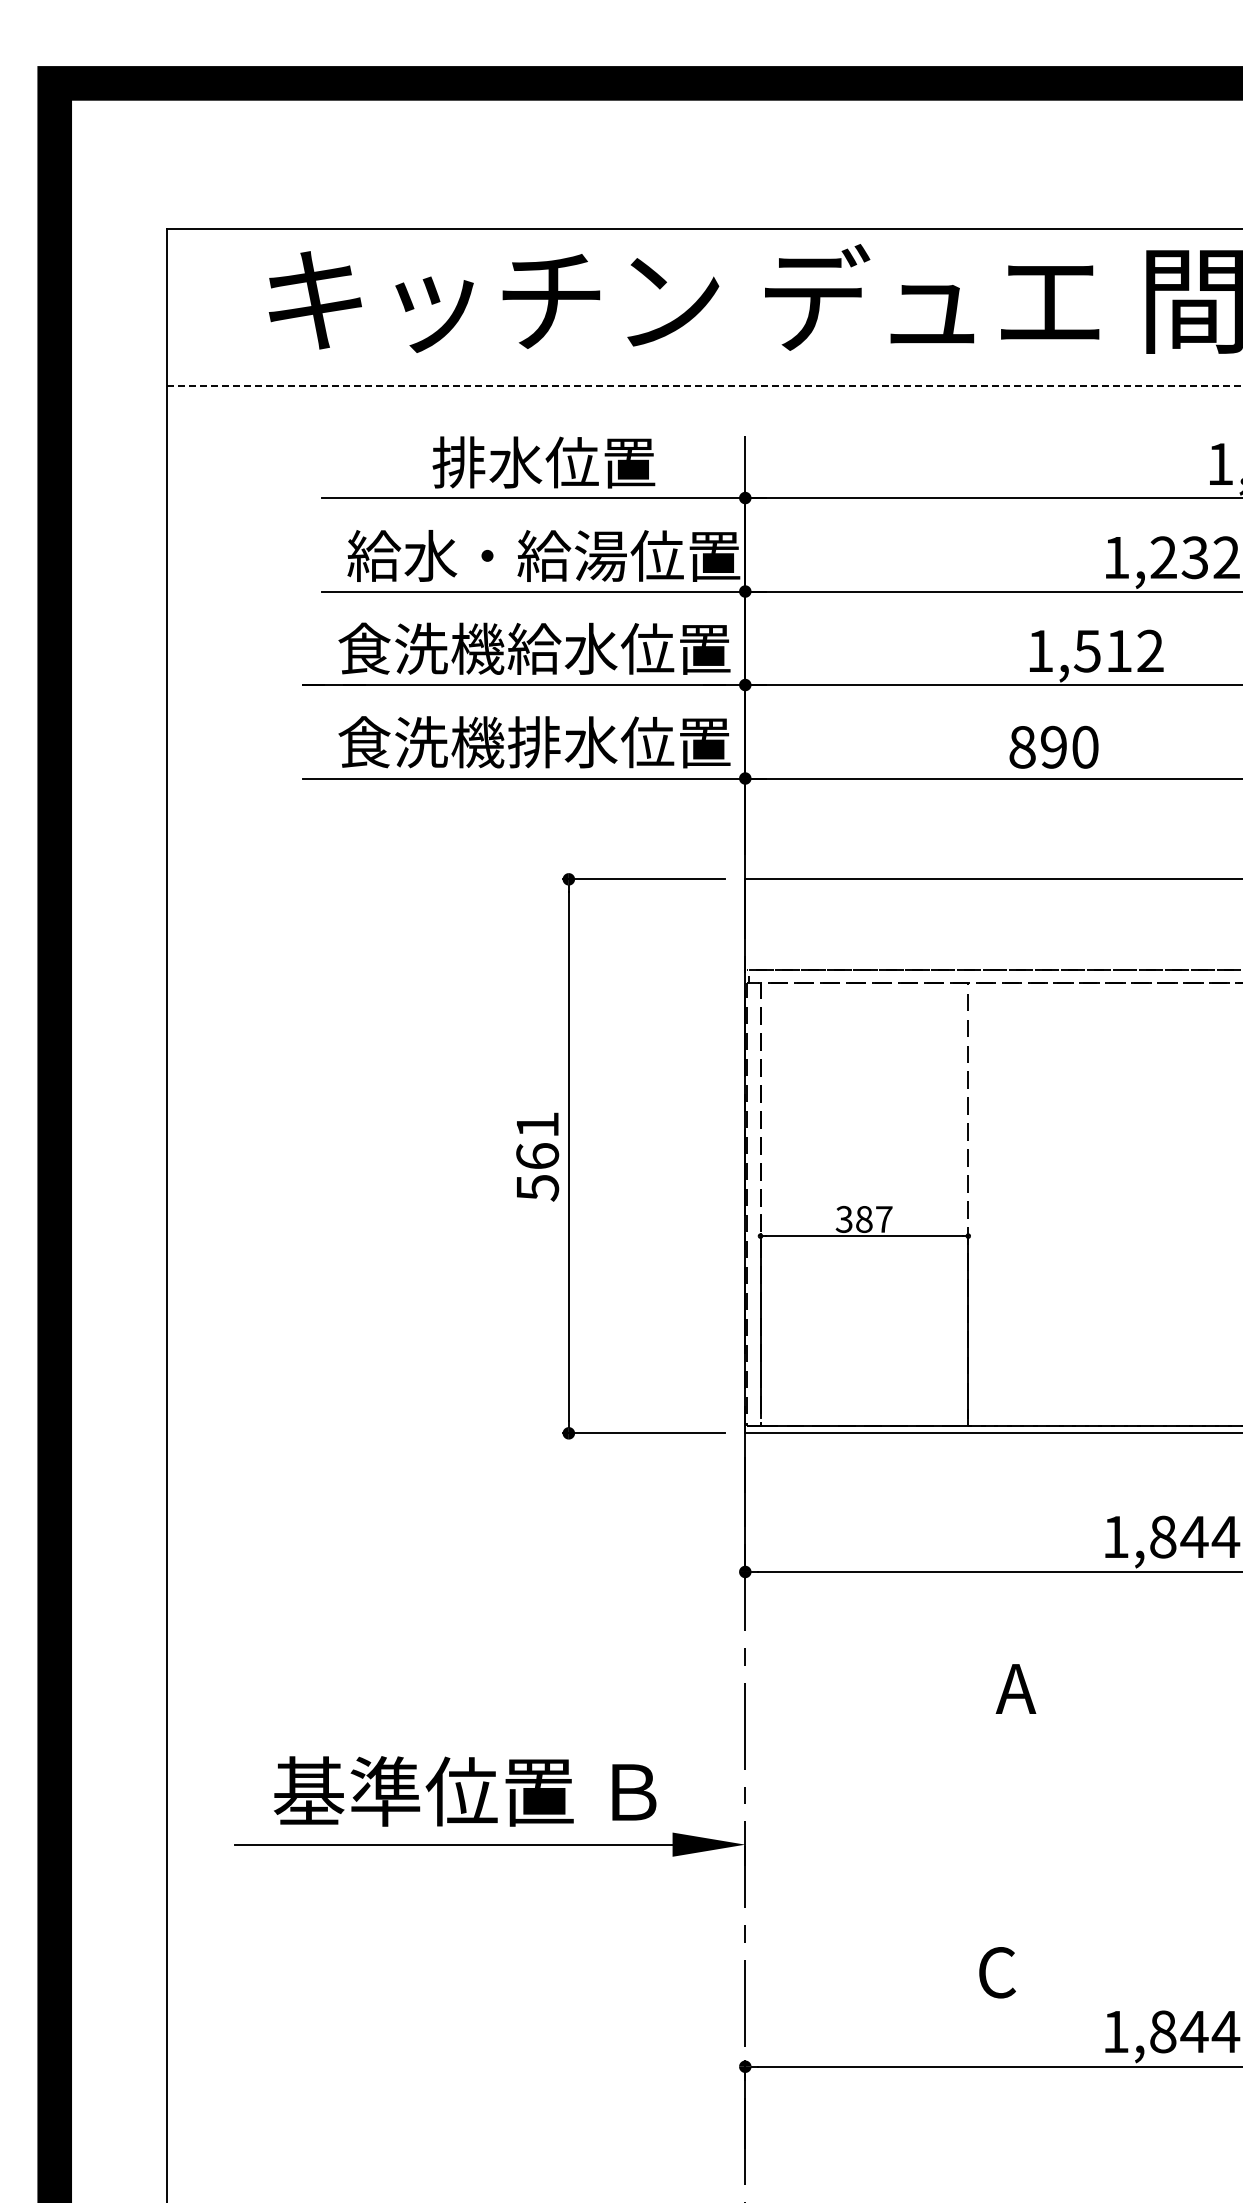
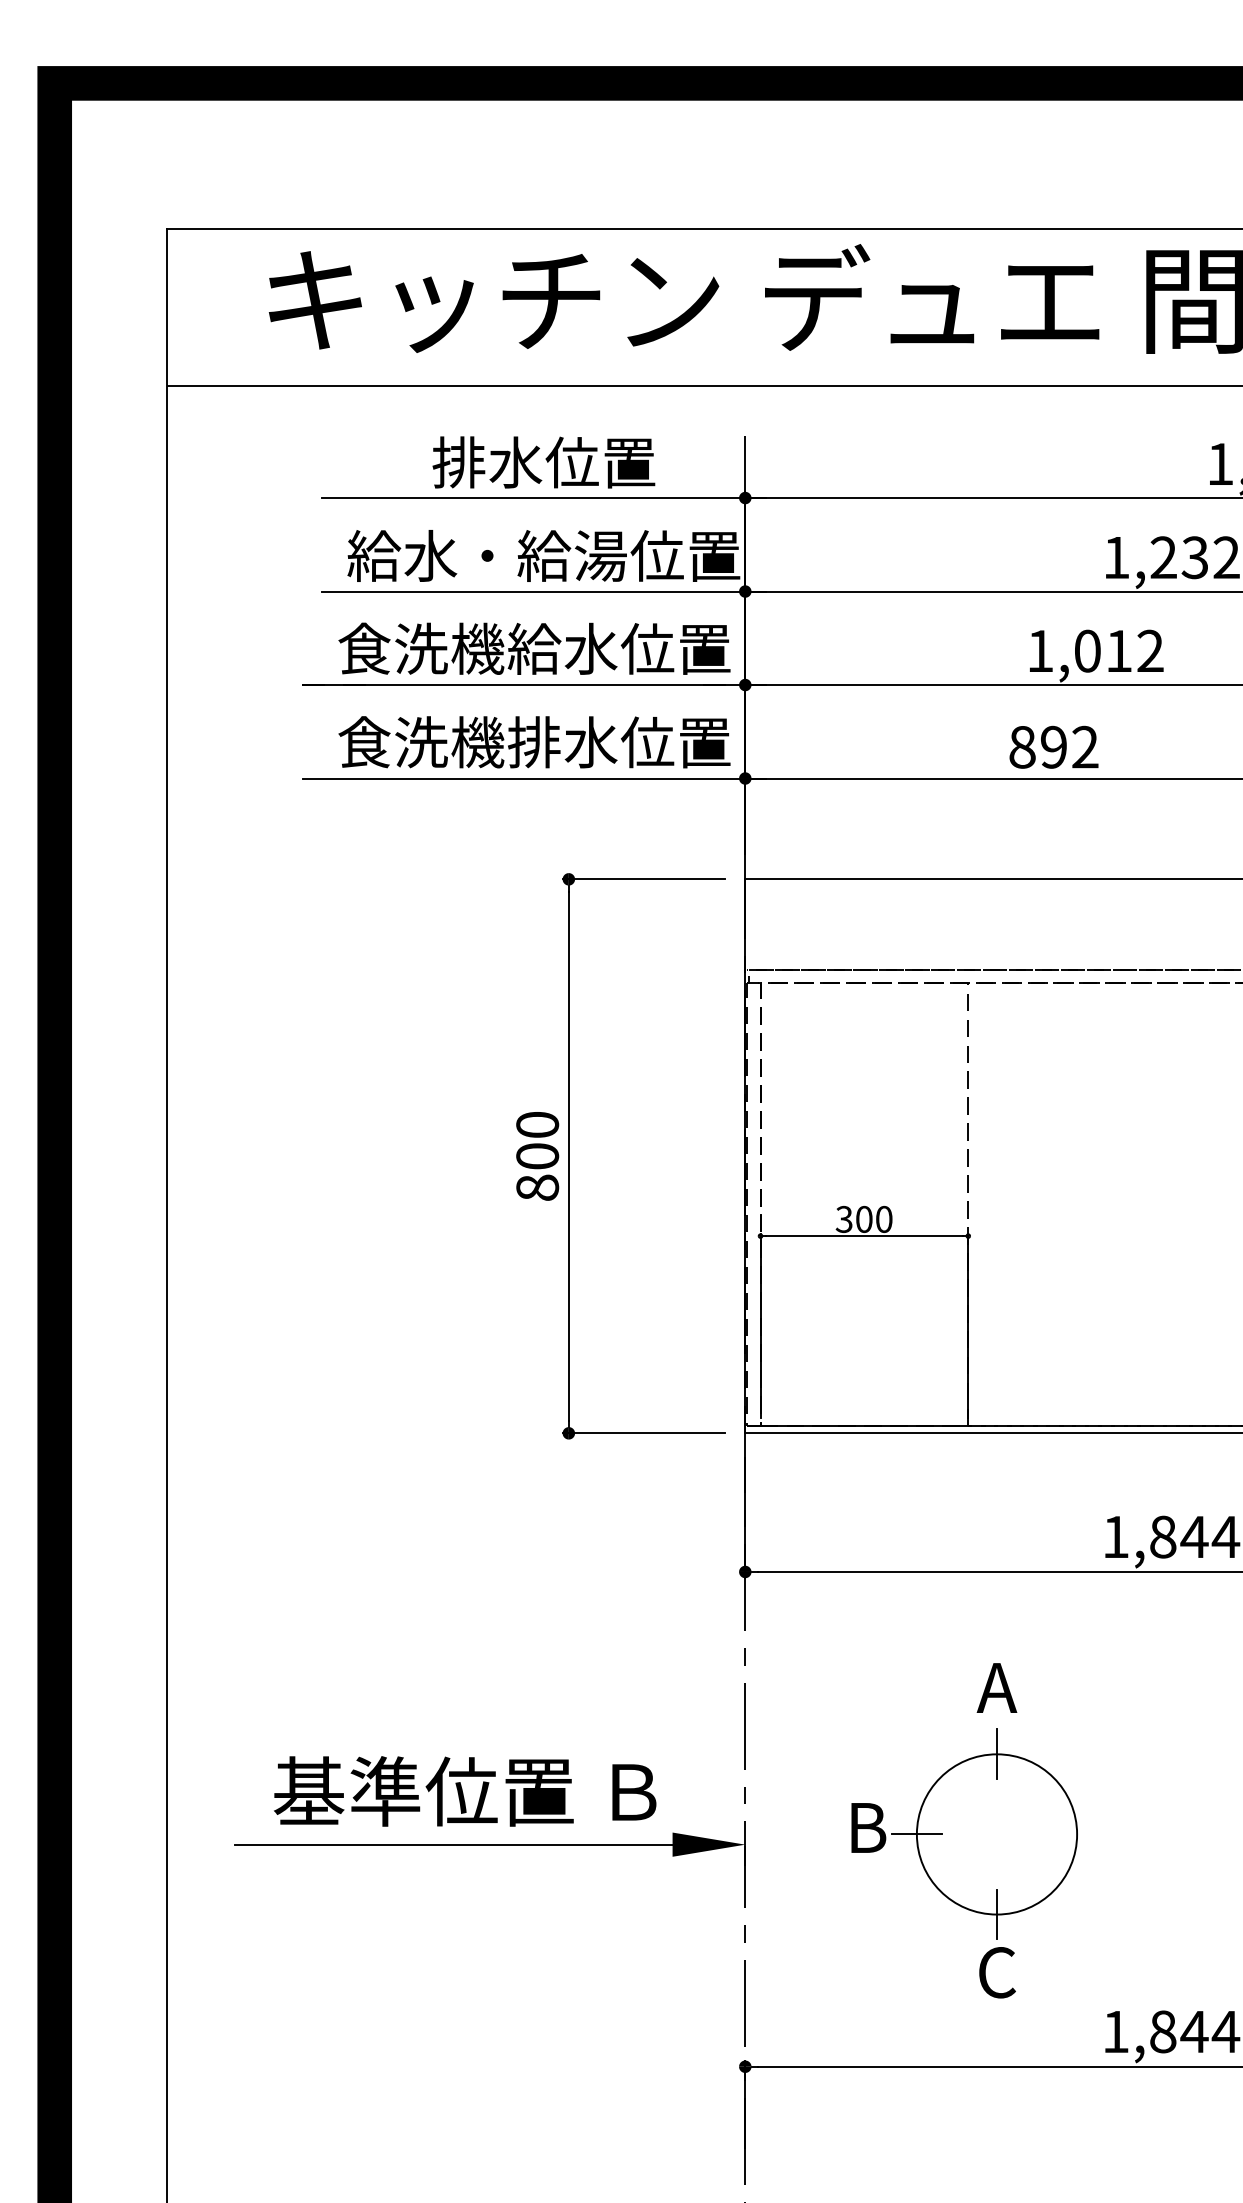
line: dashed -> solid (705, 385)
text: 1,512 -> 1,012 (1086, 650)
text: 890 -> 892 (1085, 746)
text: 561 -> 800 (537, 1156)
text: 387 -> 300 (874, 1219)
text position: (1015, 1688) -> (996, 1687) (996, 1687)
part: none -> present (964, 1833)
